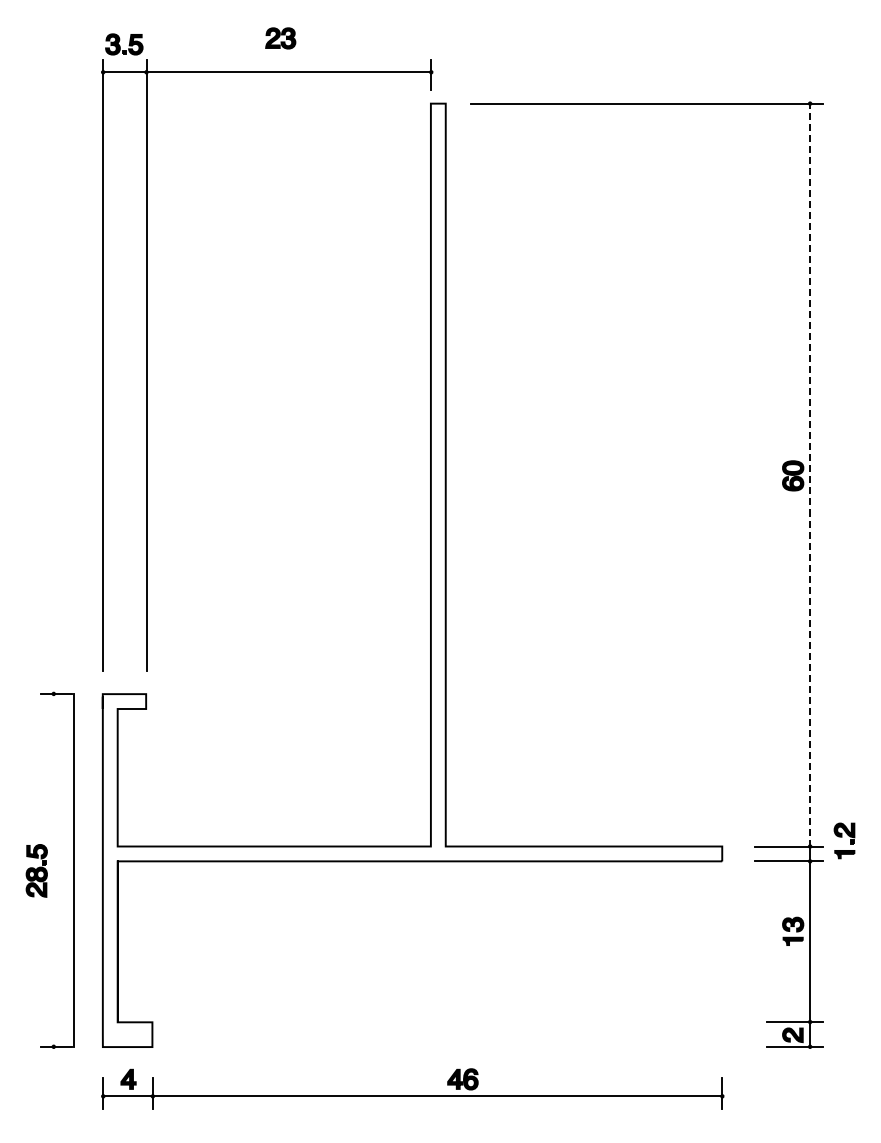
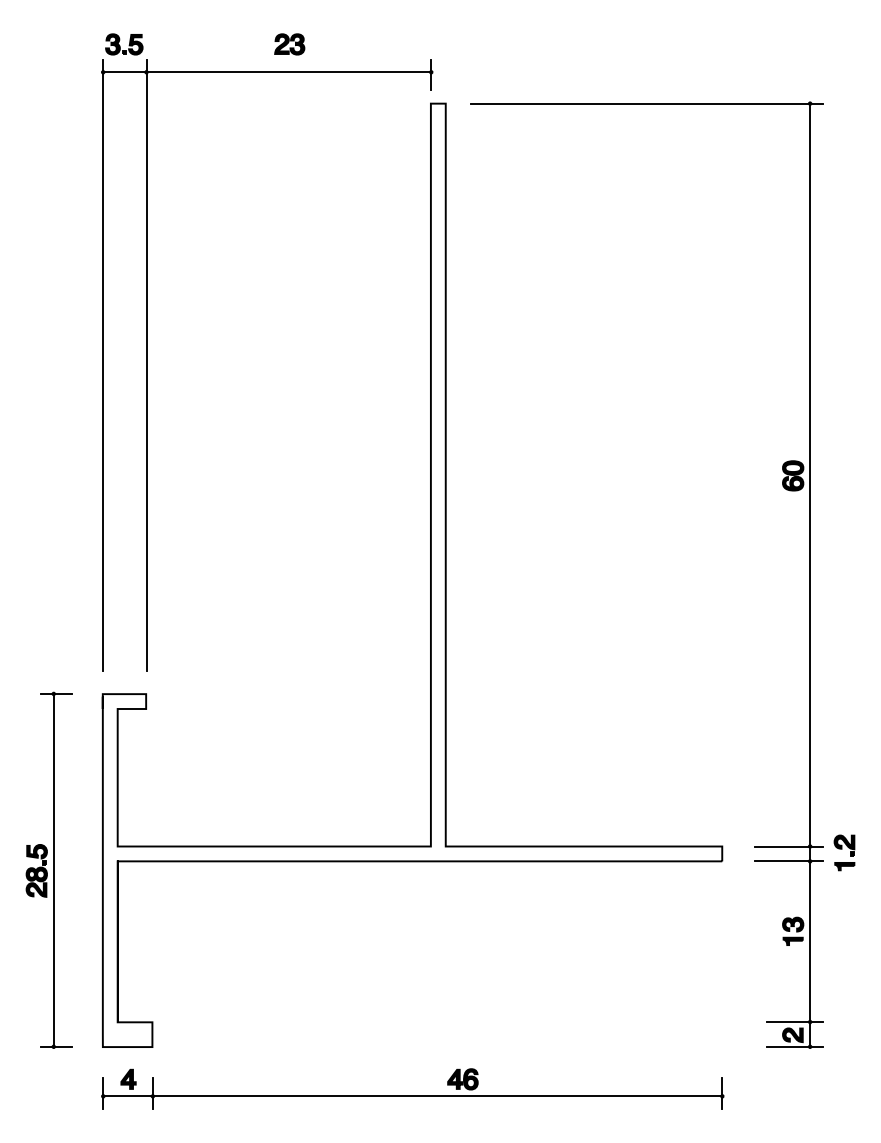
part position: (280, 38) -> (289, 44) (289, 44)
line: dashed -> solid (810, 474)
part position: (844, 840) -> (844, 852) (844, 852)
line position: (73, 869) -> (53, 869) (53, 869)
